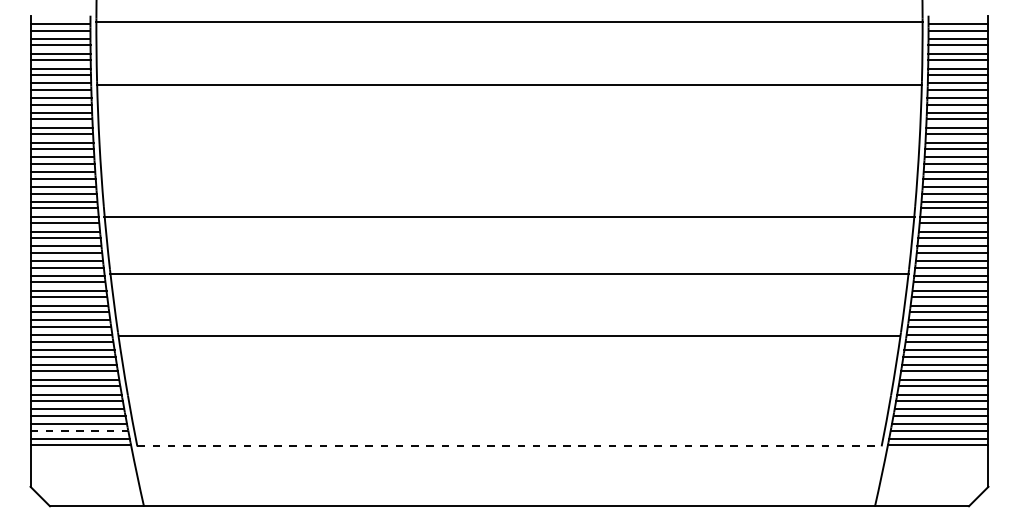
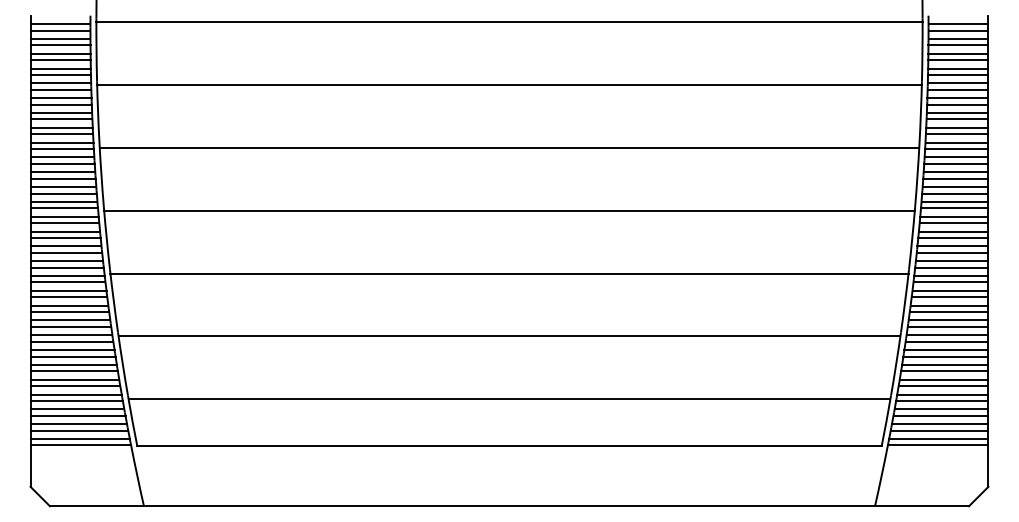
line: none -> present (509, 147)
line position: (509, 216) -> (509, 210) (509, 210)
line: none -> present (509, 399)
line: dashed -> solid (79, 430)
line: dashed -> solid (510, 446)
